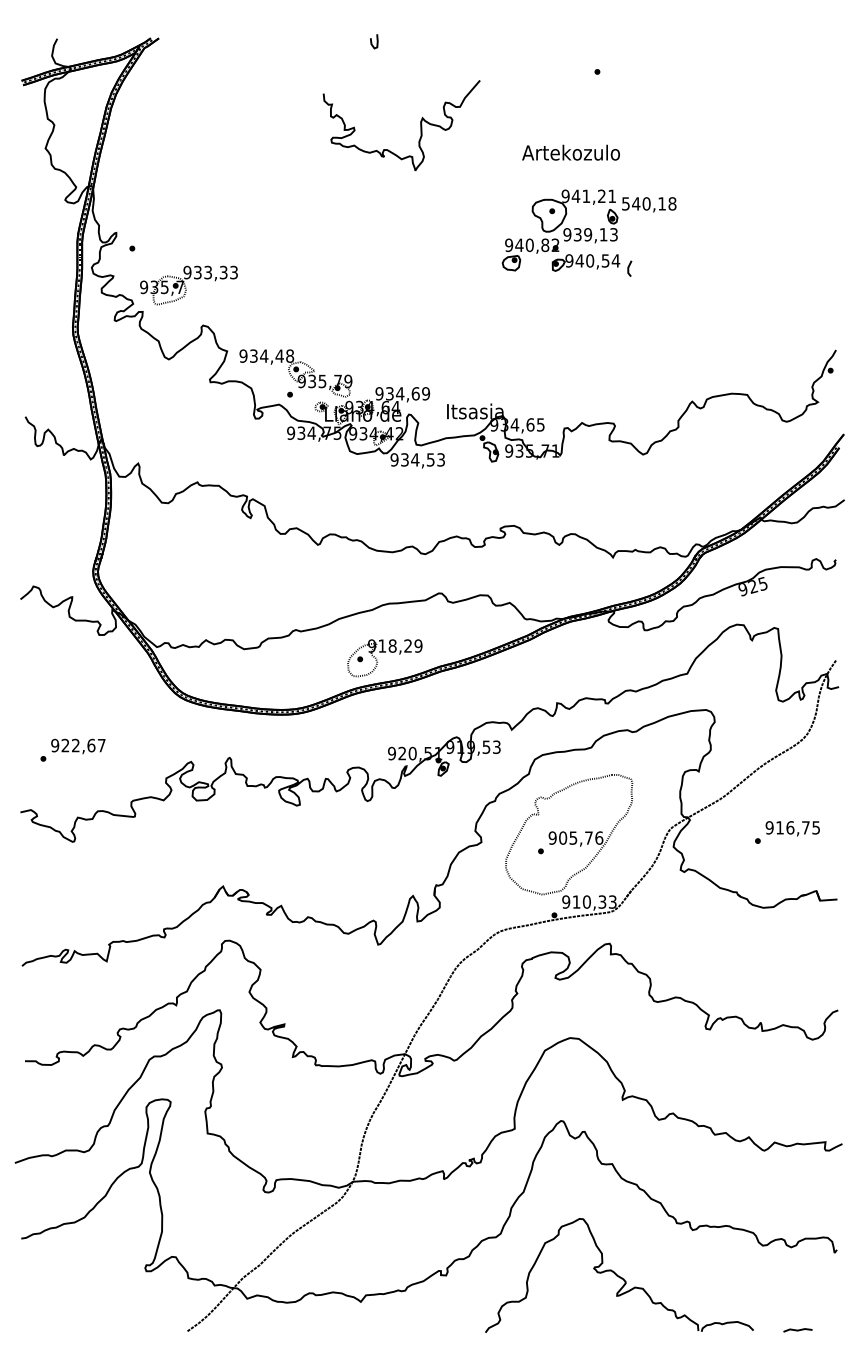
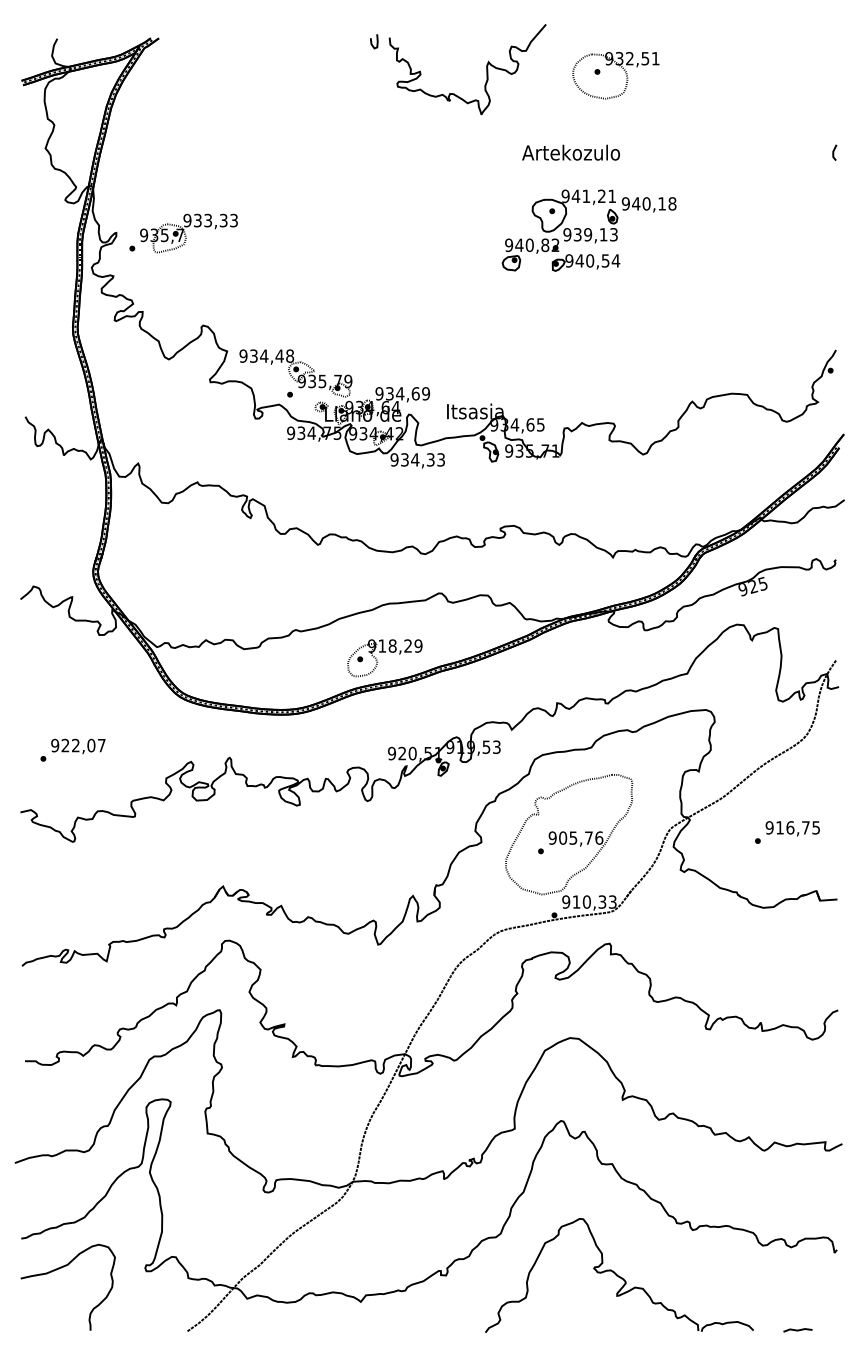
part: none -> present (623, 70)
curve position: (420, 125) -> (486, 69) (486, 69)
text: 540,18 -> 940,18 (625, 203)
line position: (629, 268) -> (834, 152) (834, 152)
part position: (188, 285) -> (188, 233) (188, 233)
text: 934,53 -> 934,33 (430, 459)
text: 922,67 -> 922,07 (91, 744)
curve: none -> present (59, 1269)
